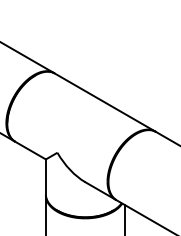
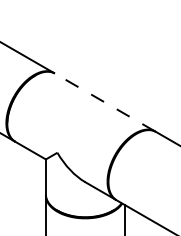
line: solid -> dashed (105, 102)
